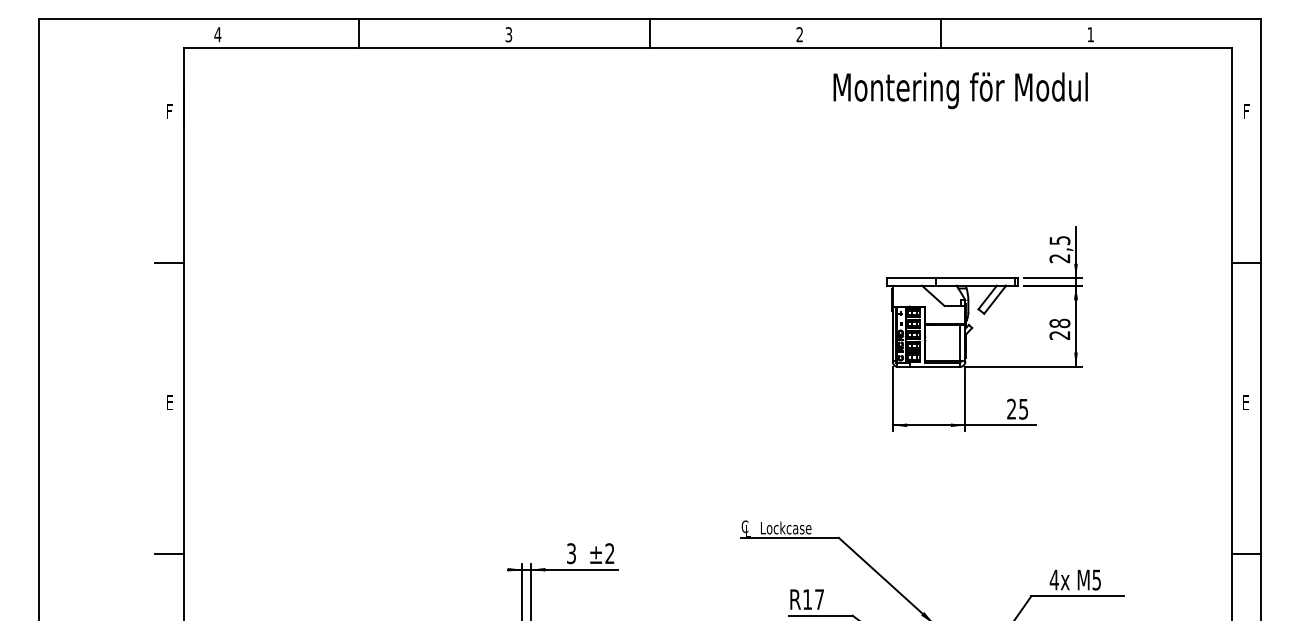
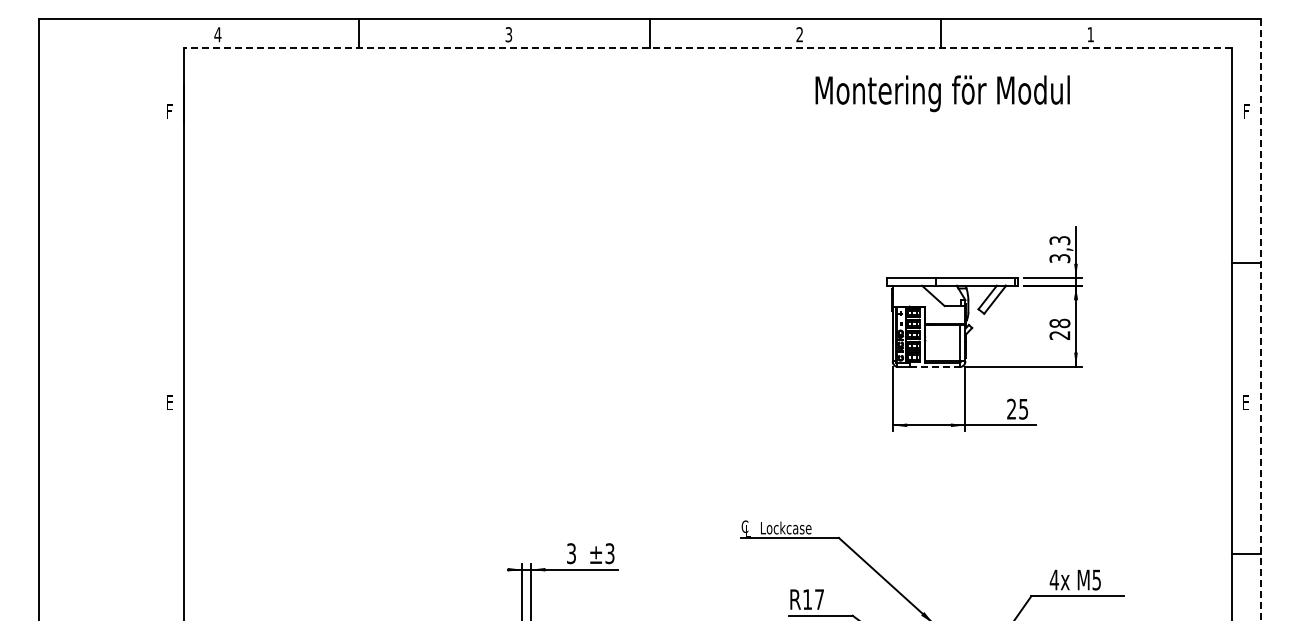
line: solid -> dashed (708, 47)
text position: (960, 90) -> (942, 93) (942, 93)
text: 2,5 -> 3,3 (1059, 249)
line: present -> none (169, 263)
line: solid -> dashed (1261, 319)
line: solid -> dashed (935, 367)
text: ±2 -> ±3 (609, 553)
line: present -> none (169, 554)
